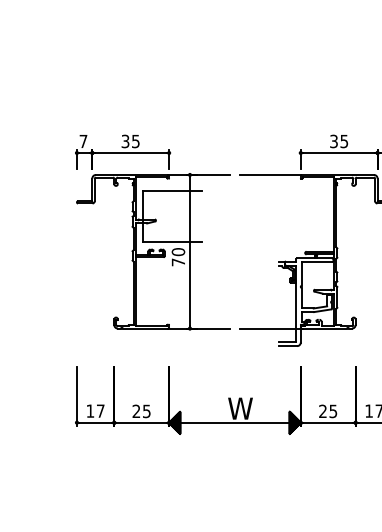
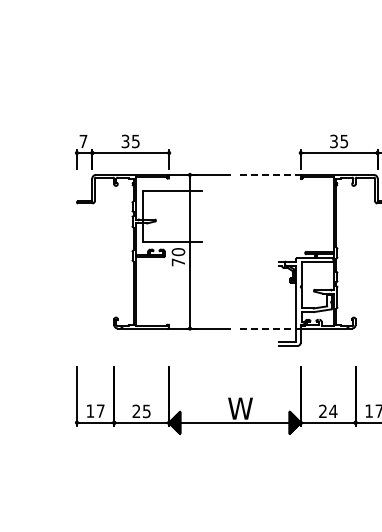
line: solid -> dashed (270, 174)
line: solid -> dashed (271, 328)
text: 25 -> 24 (333, 411)
